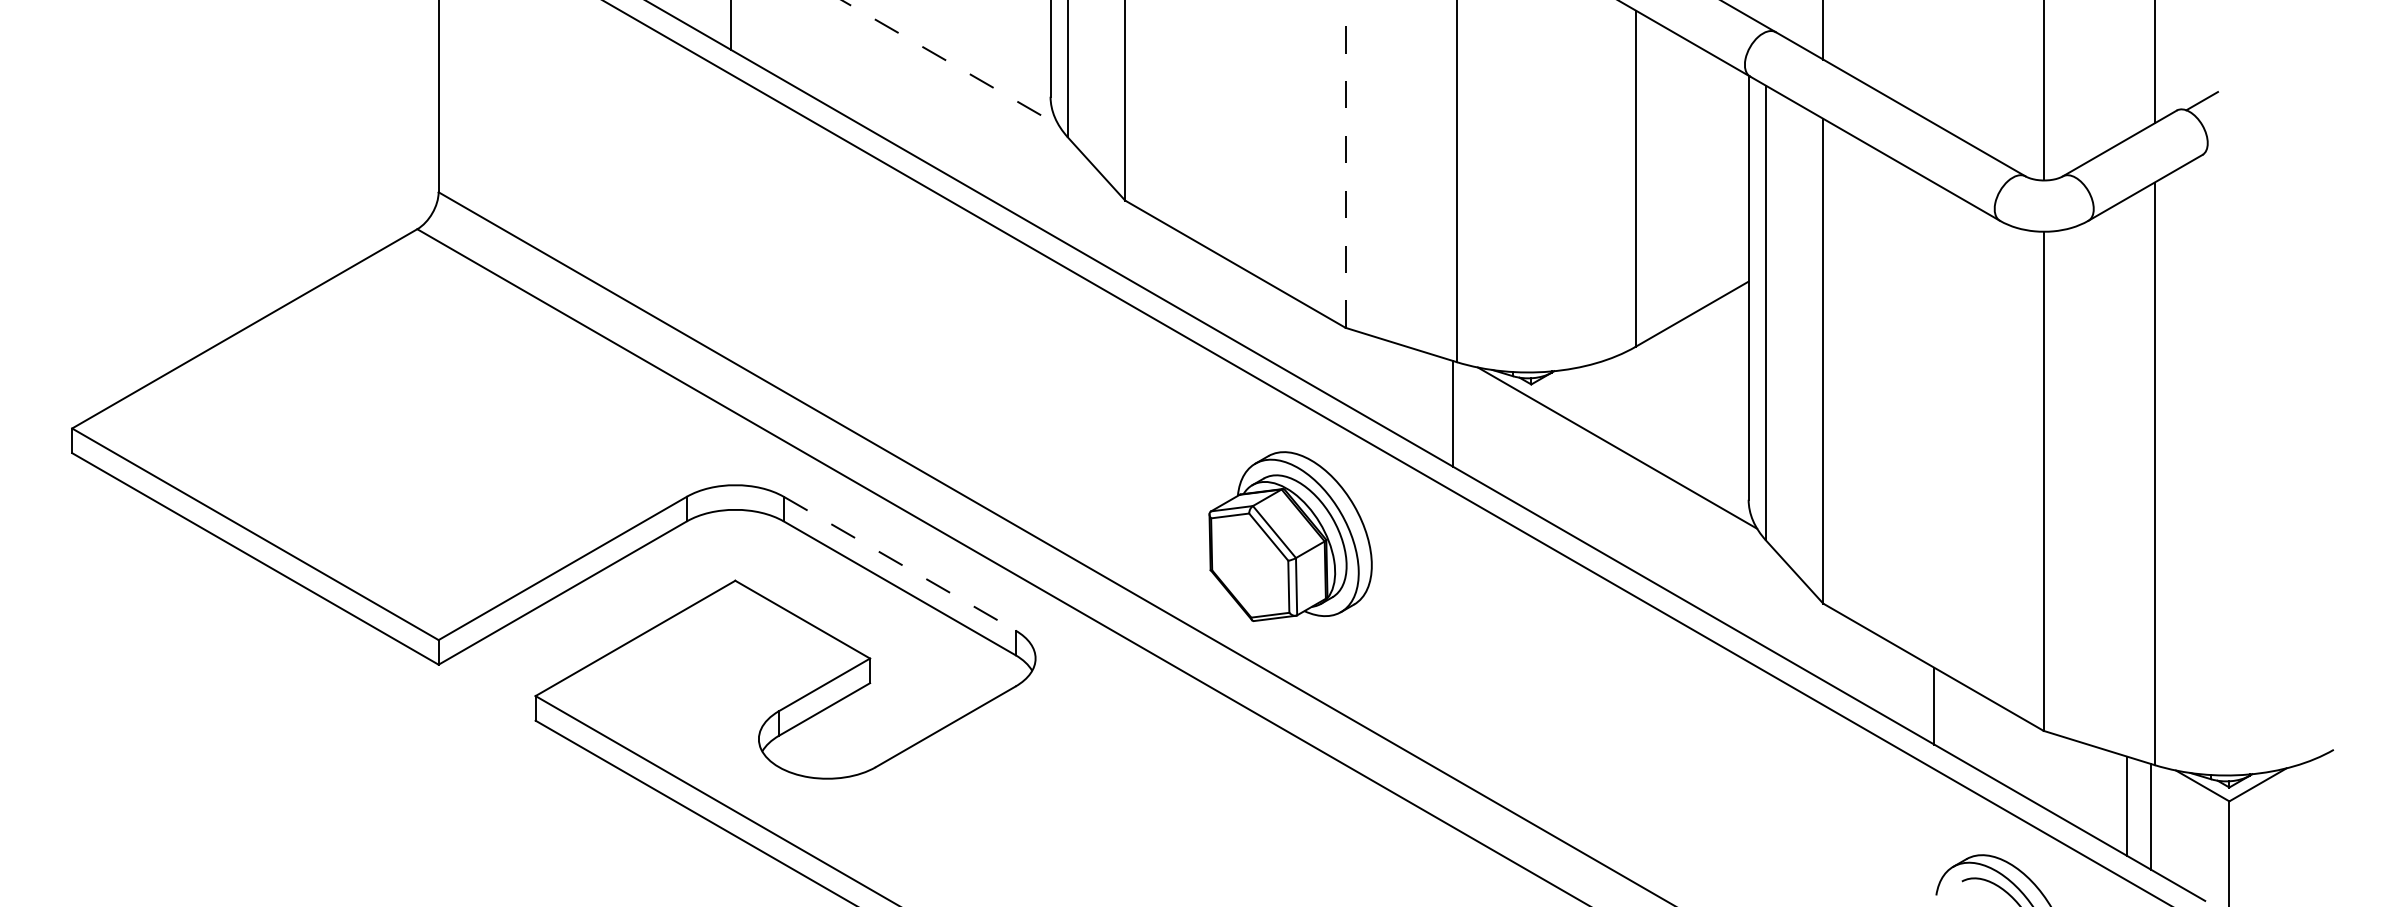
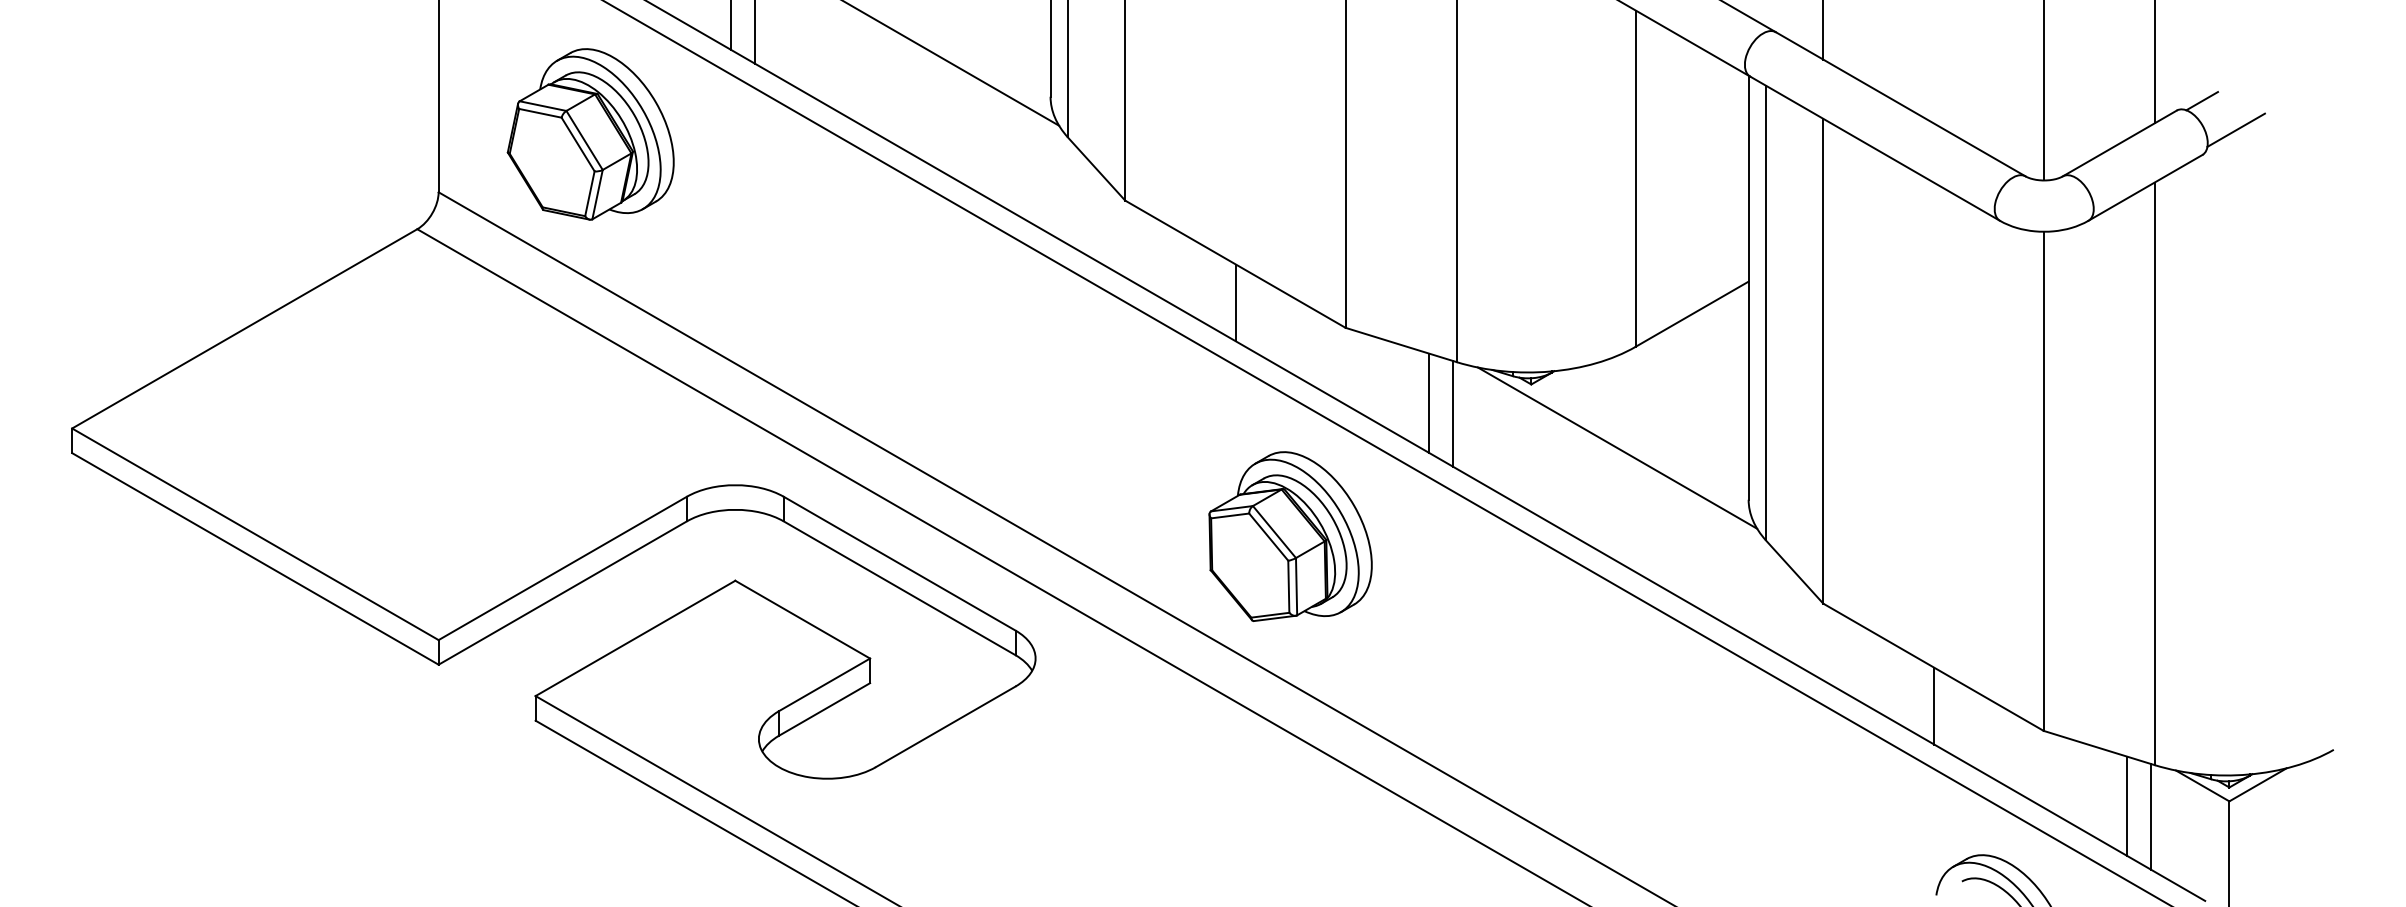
line: none -> present (755, 32)
line: dashed -> solid (951, 63)
line: none -> present (2235, 129)
part: none -> present (590, 134)
line: dashed -> solid (1345, 163)
line: none -> present (1236, 302)
line: none -> present (1429, 402)
line: dashed -> solid (899, 563)
